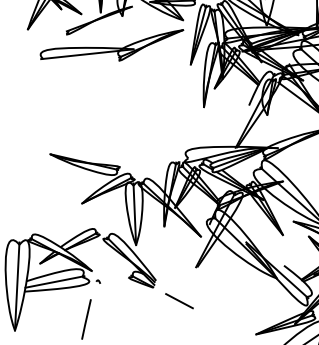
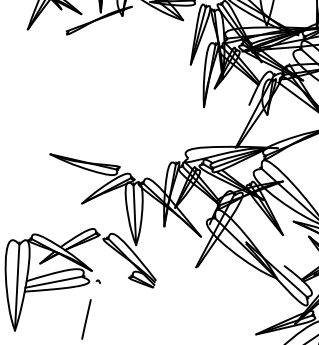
part: present -> none (111, 45)
line: present -> none (179, 301)
